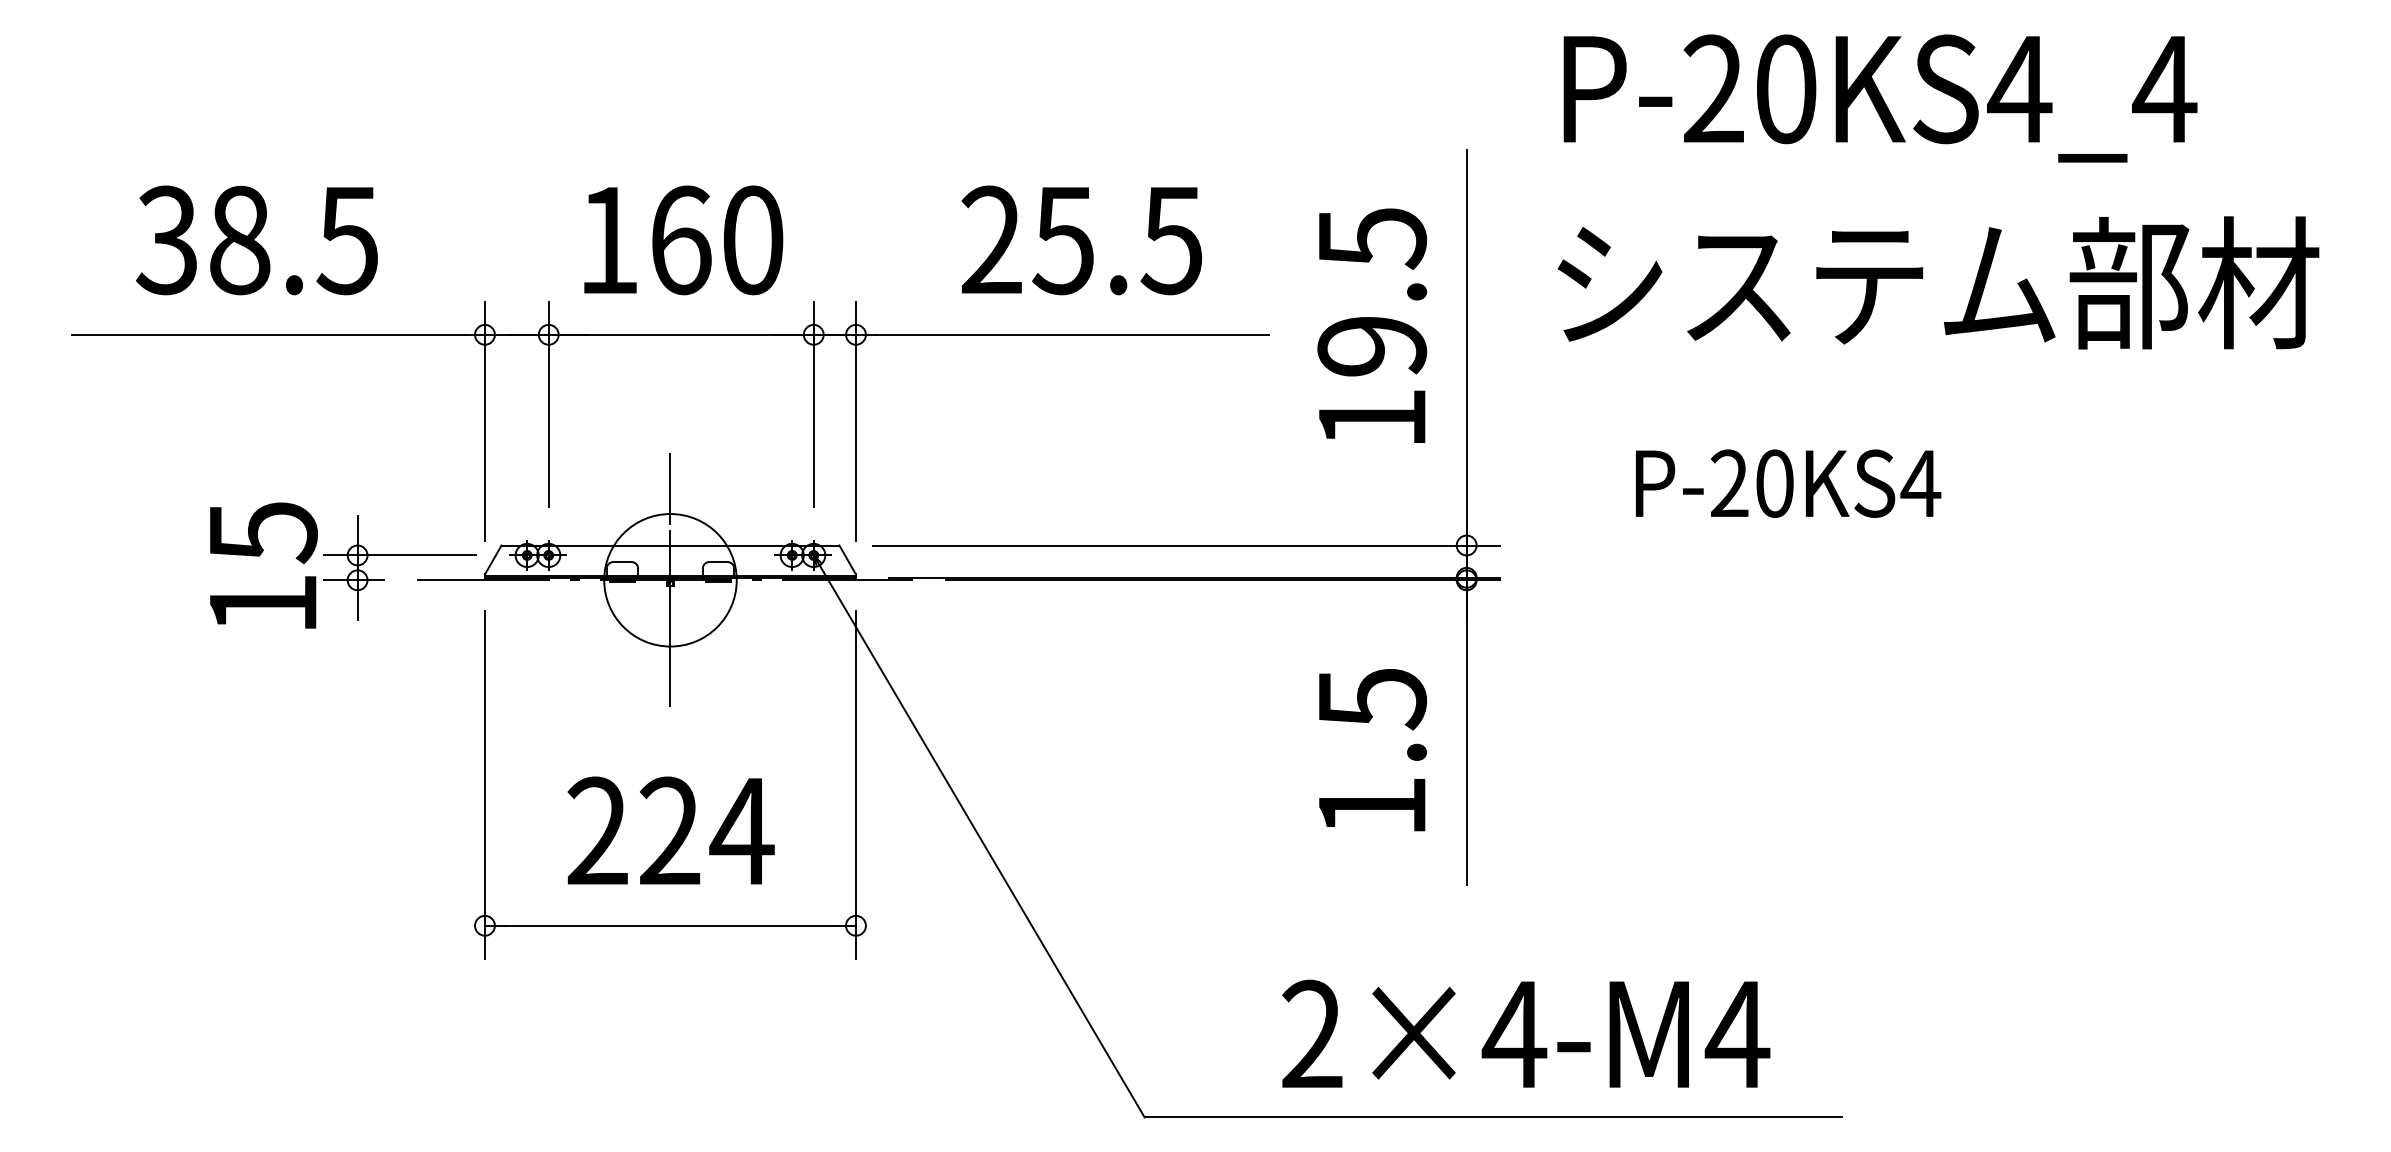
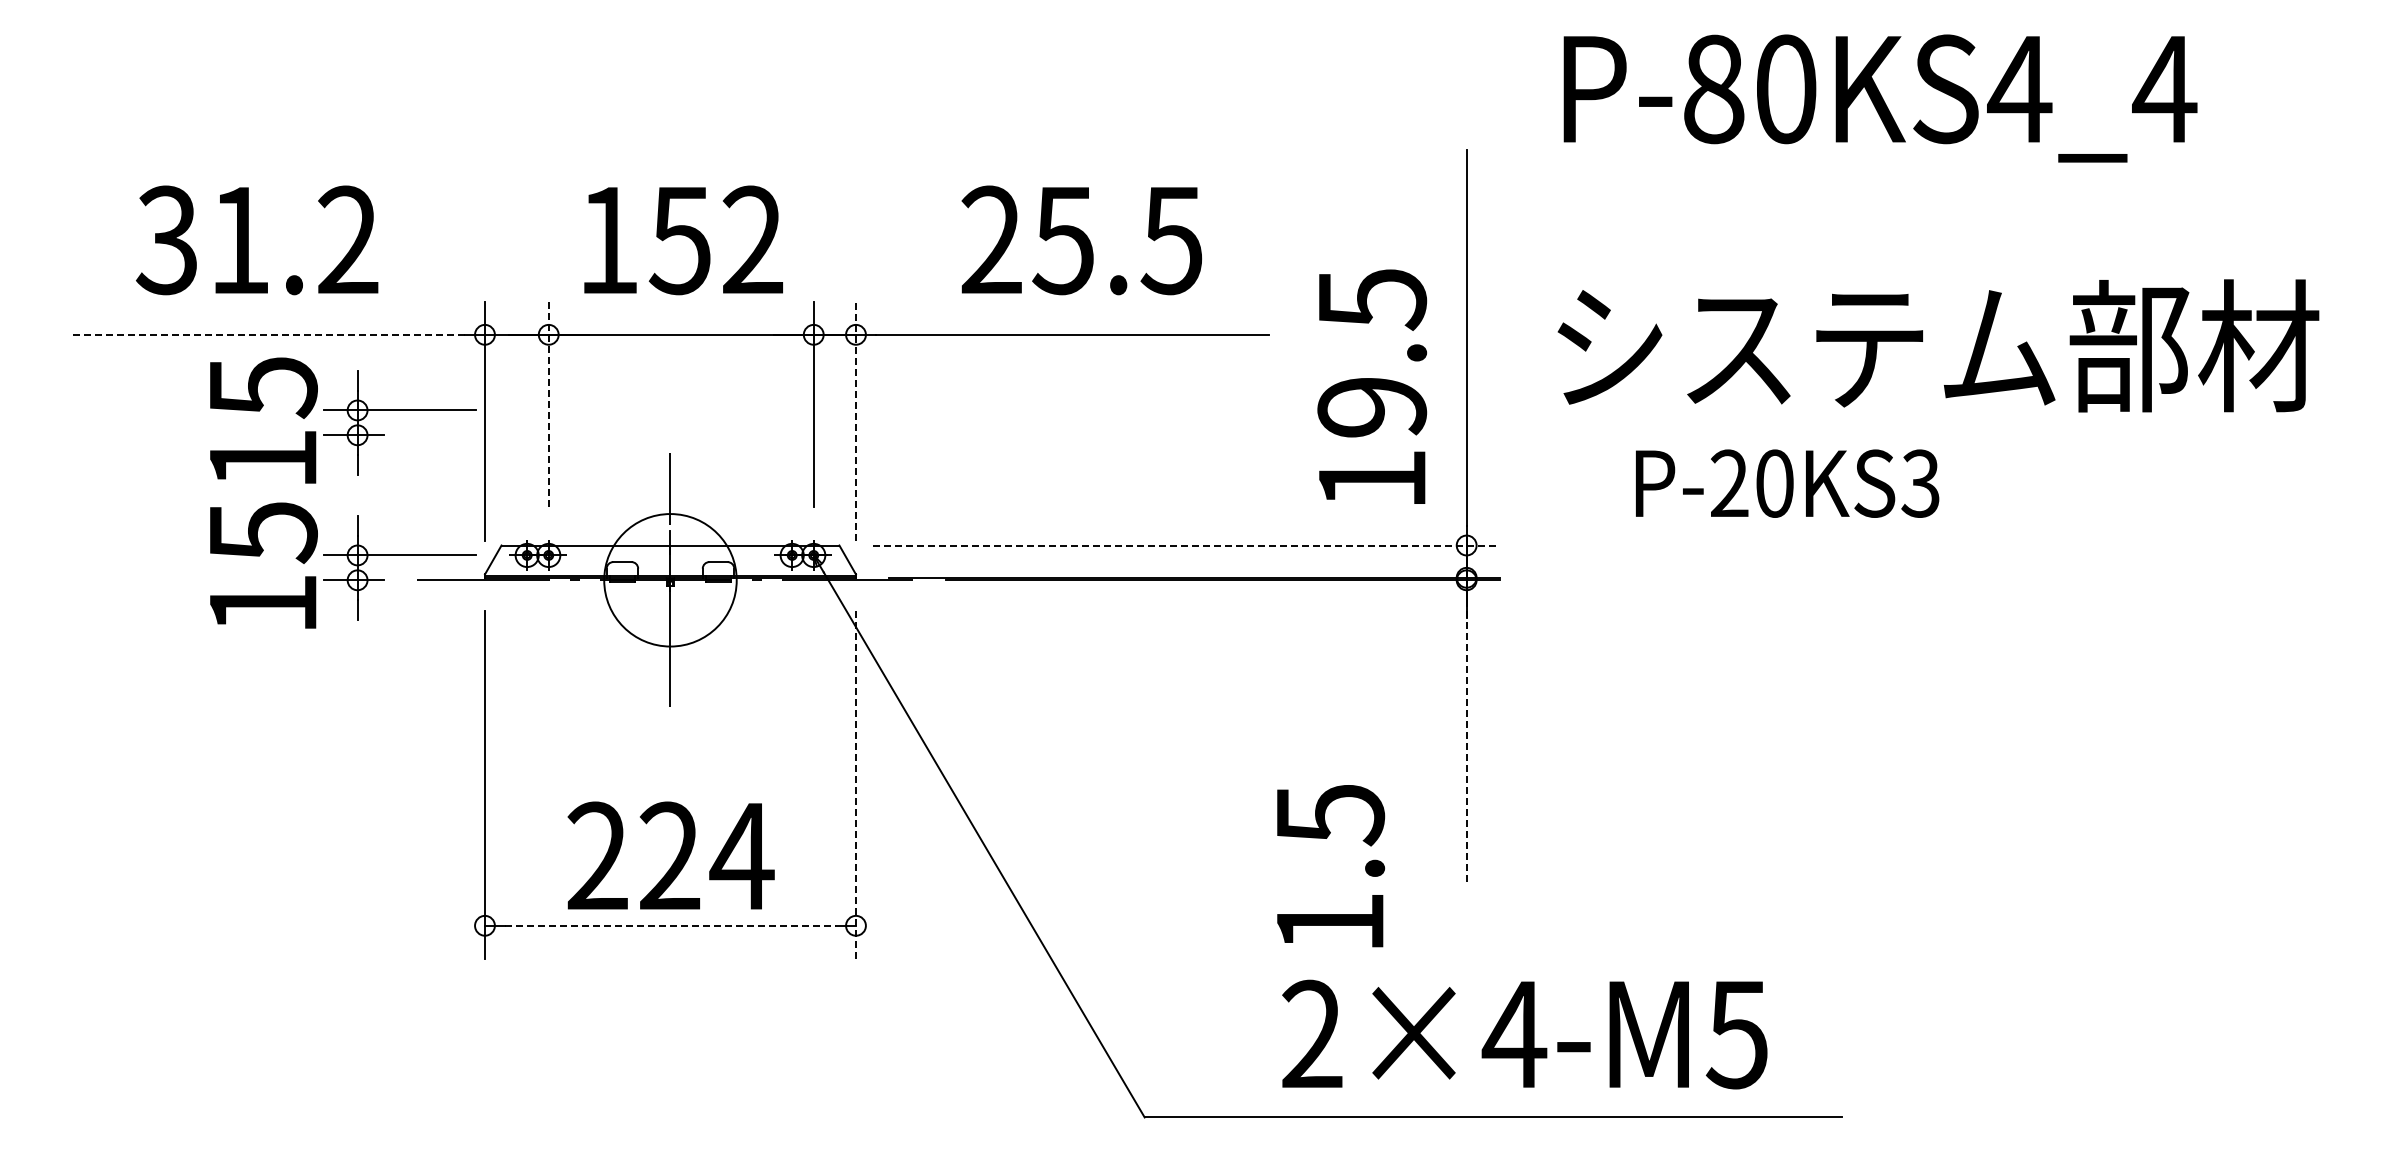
text: P-20KS4_4 -> P-80KS4_4 (1713, 89)
text: 38.5 -> 31.2 (294, 240)
text: 160 -> 152 (715, 240)
text position: (1938, 282) -> (1938, 345) (1938, 345)
text position: (1372, 325) -> (1372, 386) (1372, 386)
line: solid -> dashed (268, 334)
line: solid -> dashed (548, 404)
part: none -> present (348, 416)
line: solid -> dashed (855, 421)
text: P-20KS4 -> P-20KS3 (1920, 483)
line: solid -> dashed (1186, 545)
line: solid -> dashed (1466, 742)
text position: (1373, 750) -> (1331, 866) (1331, 866)
line: solid -> dashed (855, 784)
text position: (670, 830) -> (670, 855) (670, 855)
line: solid -> dashed (670, 925)
text: 2×4-M4 -> 2×4-M5 (1737, 1035)
